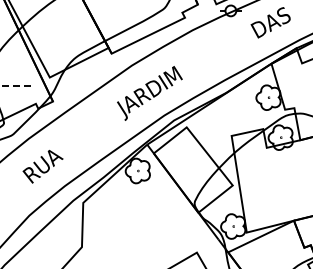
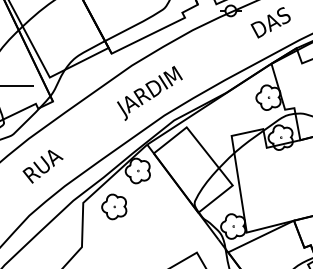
line: dashed -> solid (17, 85)
part: none -> present (114, 206)
